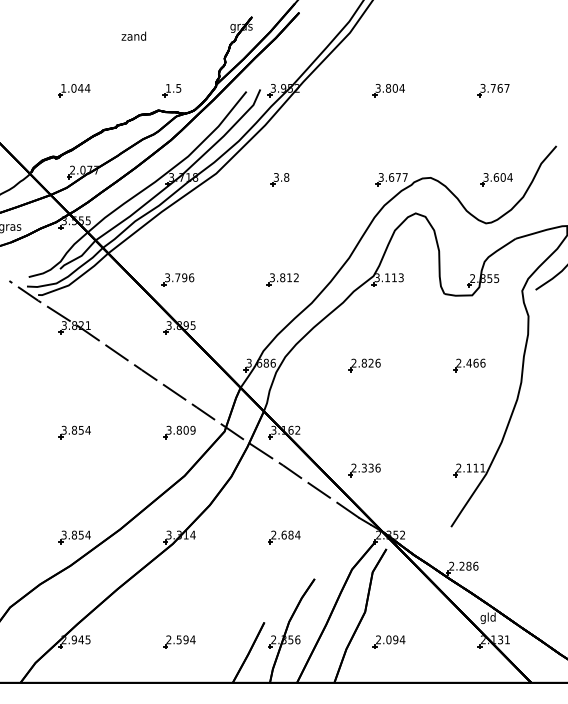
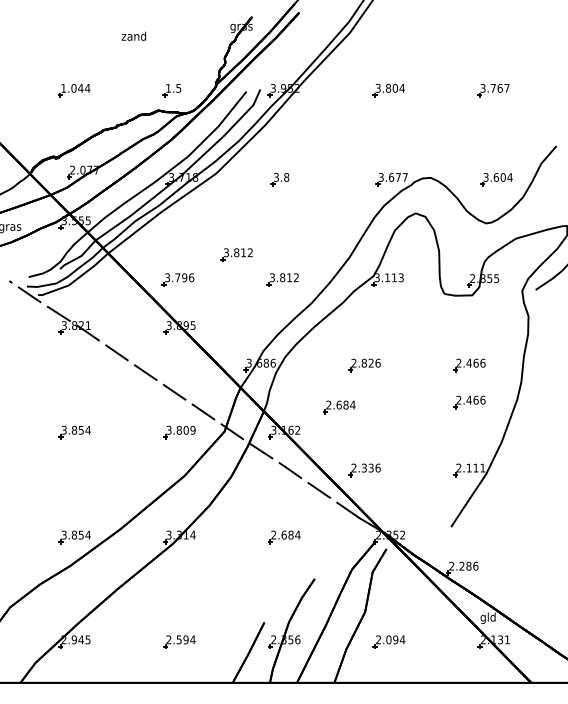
part: none -> present (236, 254)
part: none -> present (469, 402)
part: none -> present (339, 407)
